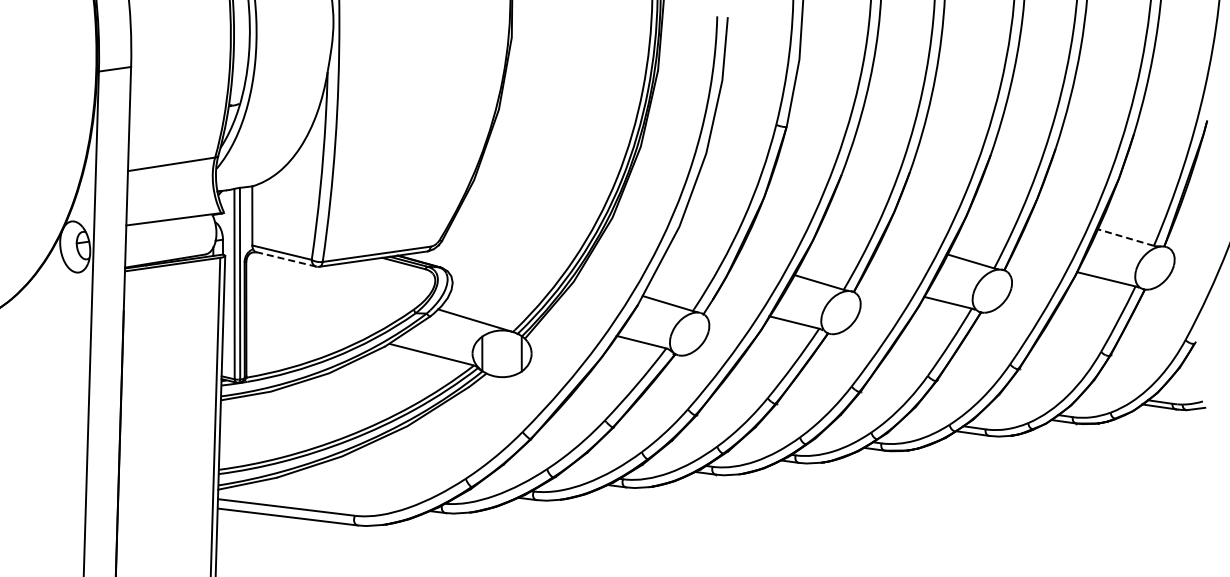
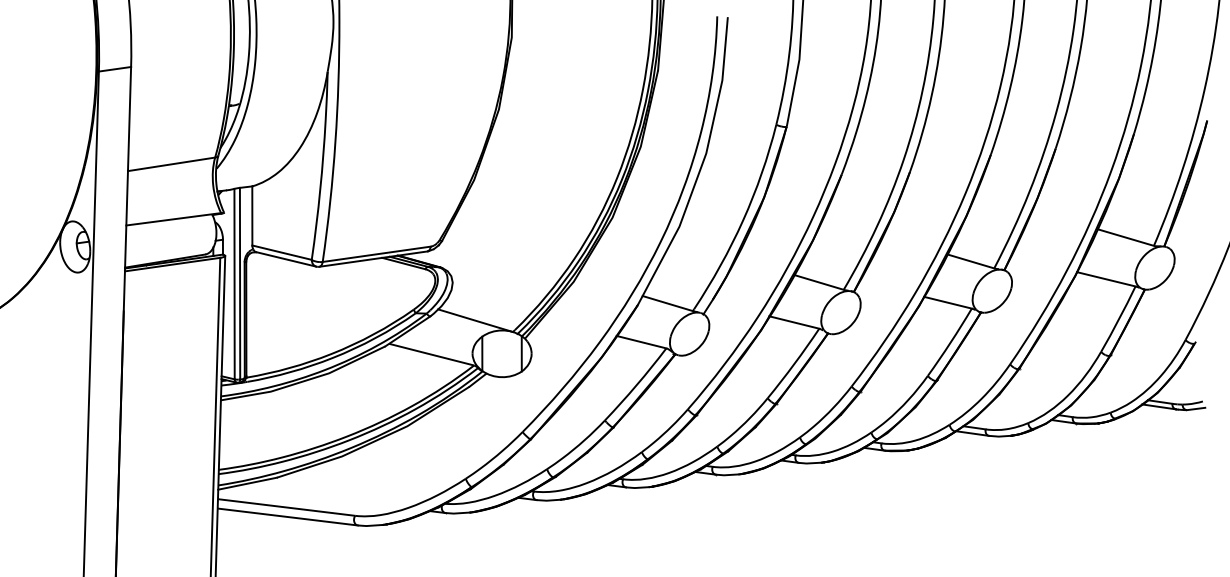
line: dashed -> solid (1125, 237)
line: dashed -> solid (286, 259)
